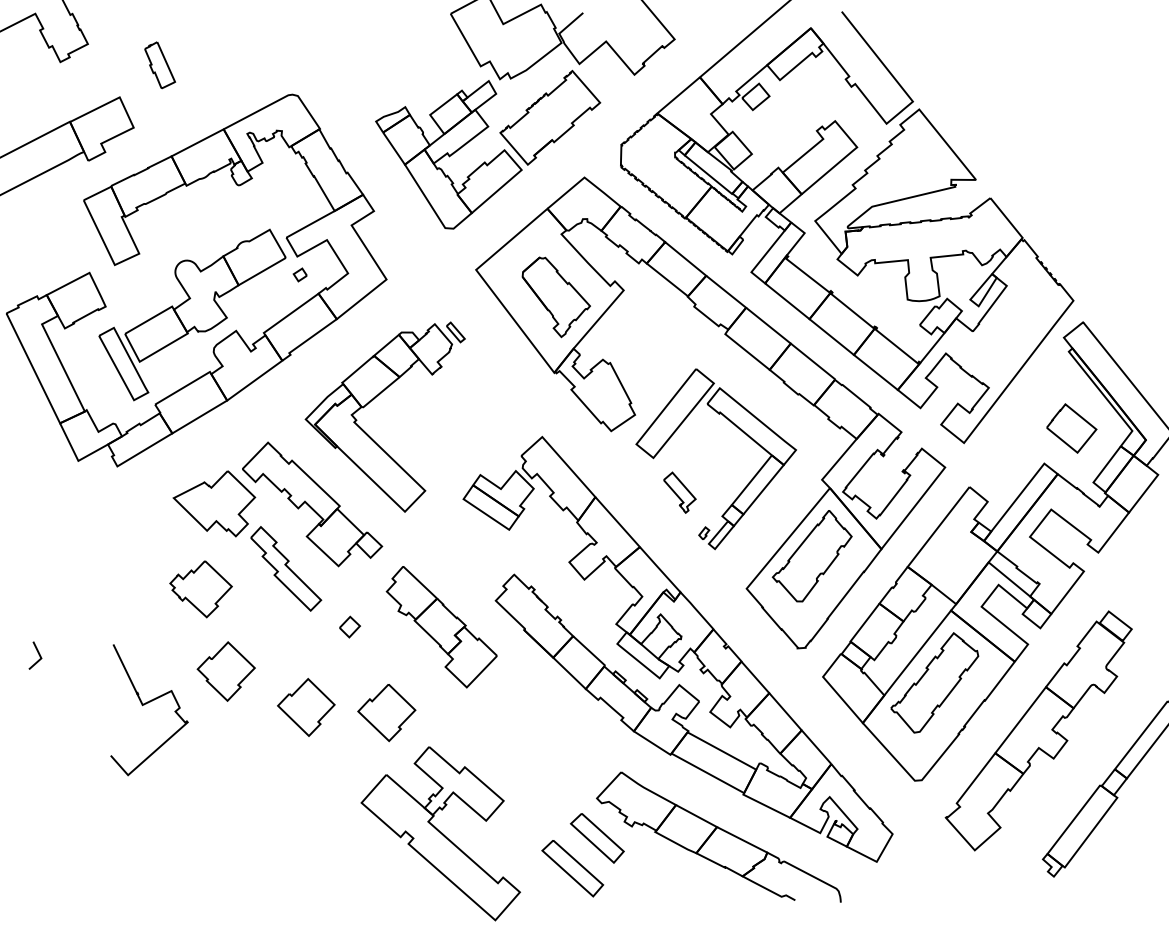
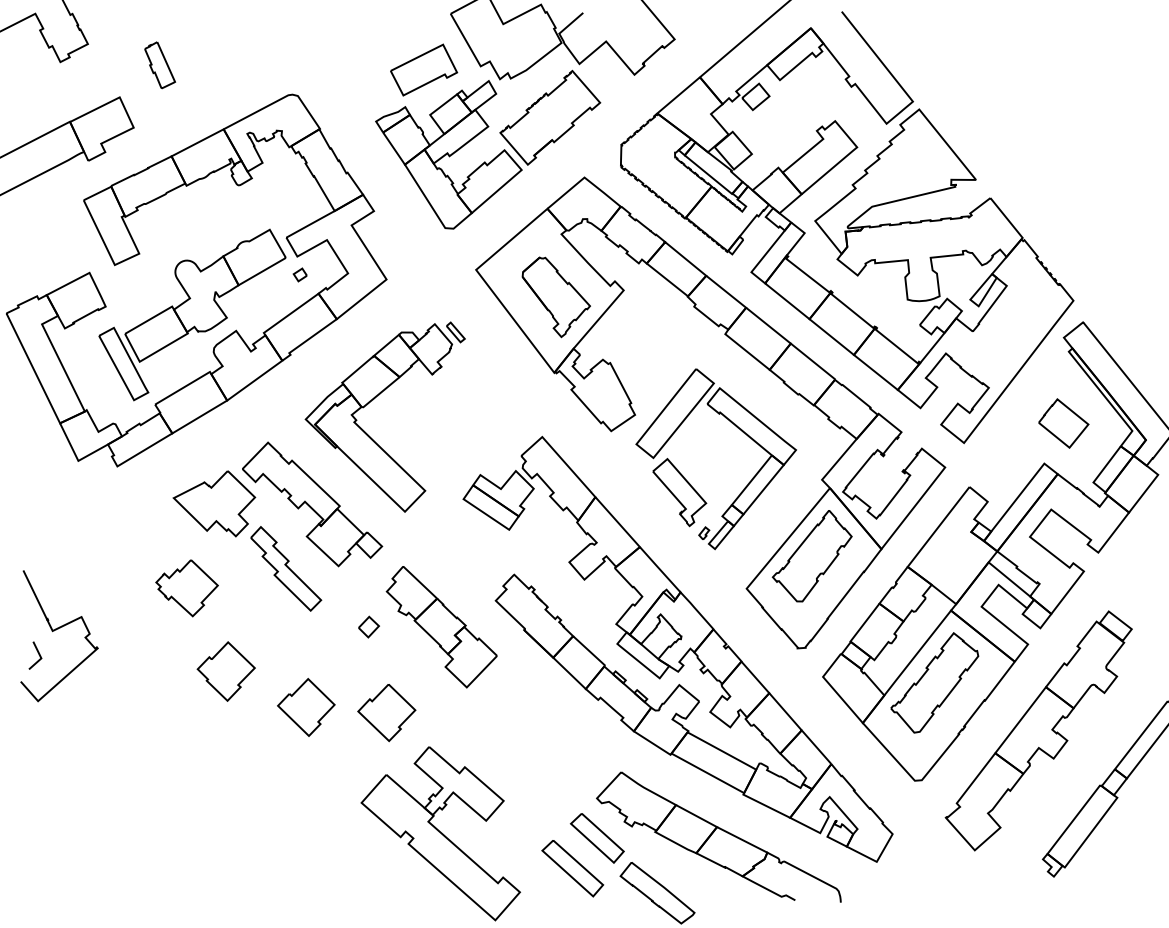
part: none -> present (424, 69)
part position: (1071, 428) -> (1063, 423) (1063, 423)
part size: 34x43 px -> 56x70 px (679, 492)
part position: (200, 589) -> (186, 588) (186, 588)
part position: (349, 626) -> (368, 626) (368, 626)
curve position: (146, 704) -> (56, 630) (56, 630)
part: none -> present (657, 893)
